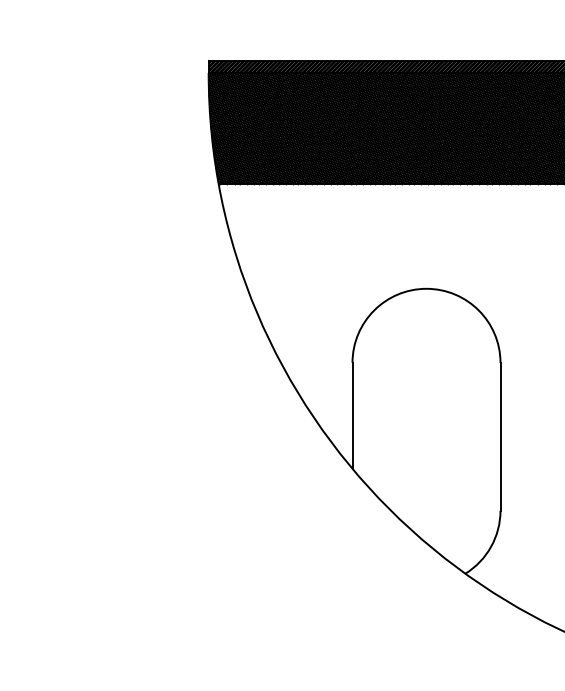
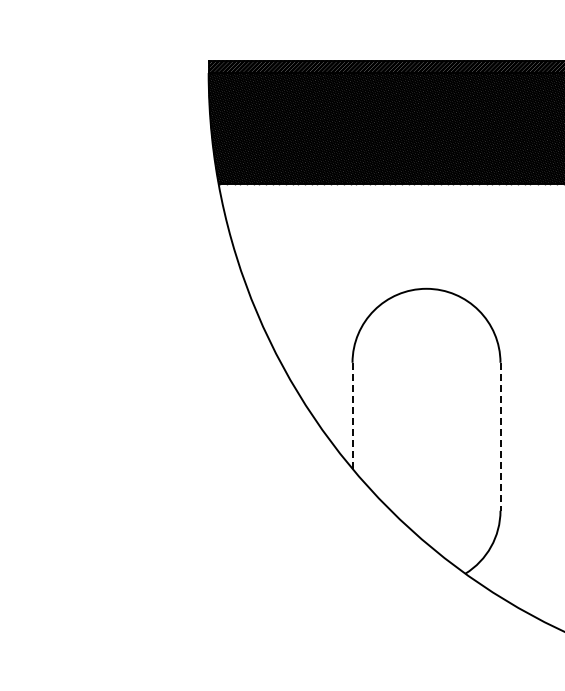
line: solid -> dashed (352, 416)
line: solid -> dashed (500, 436)
